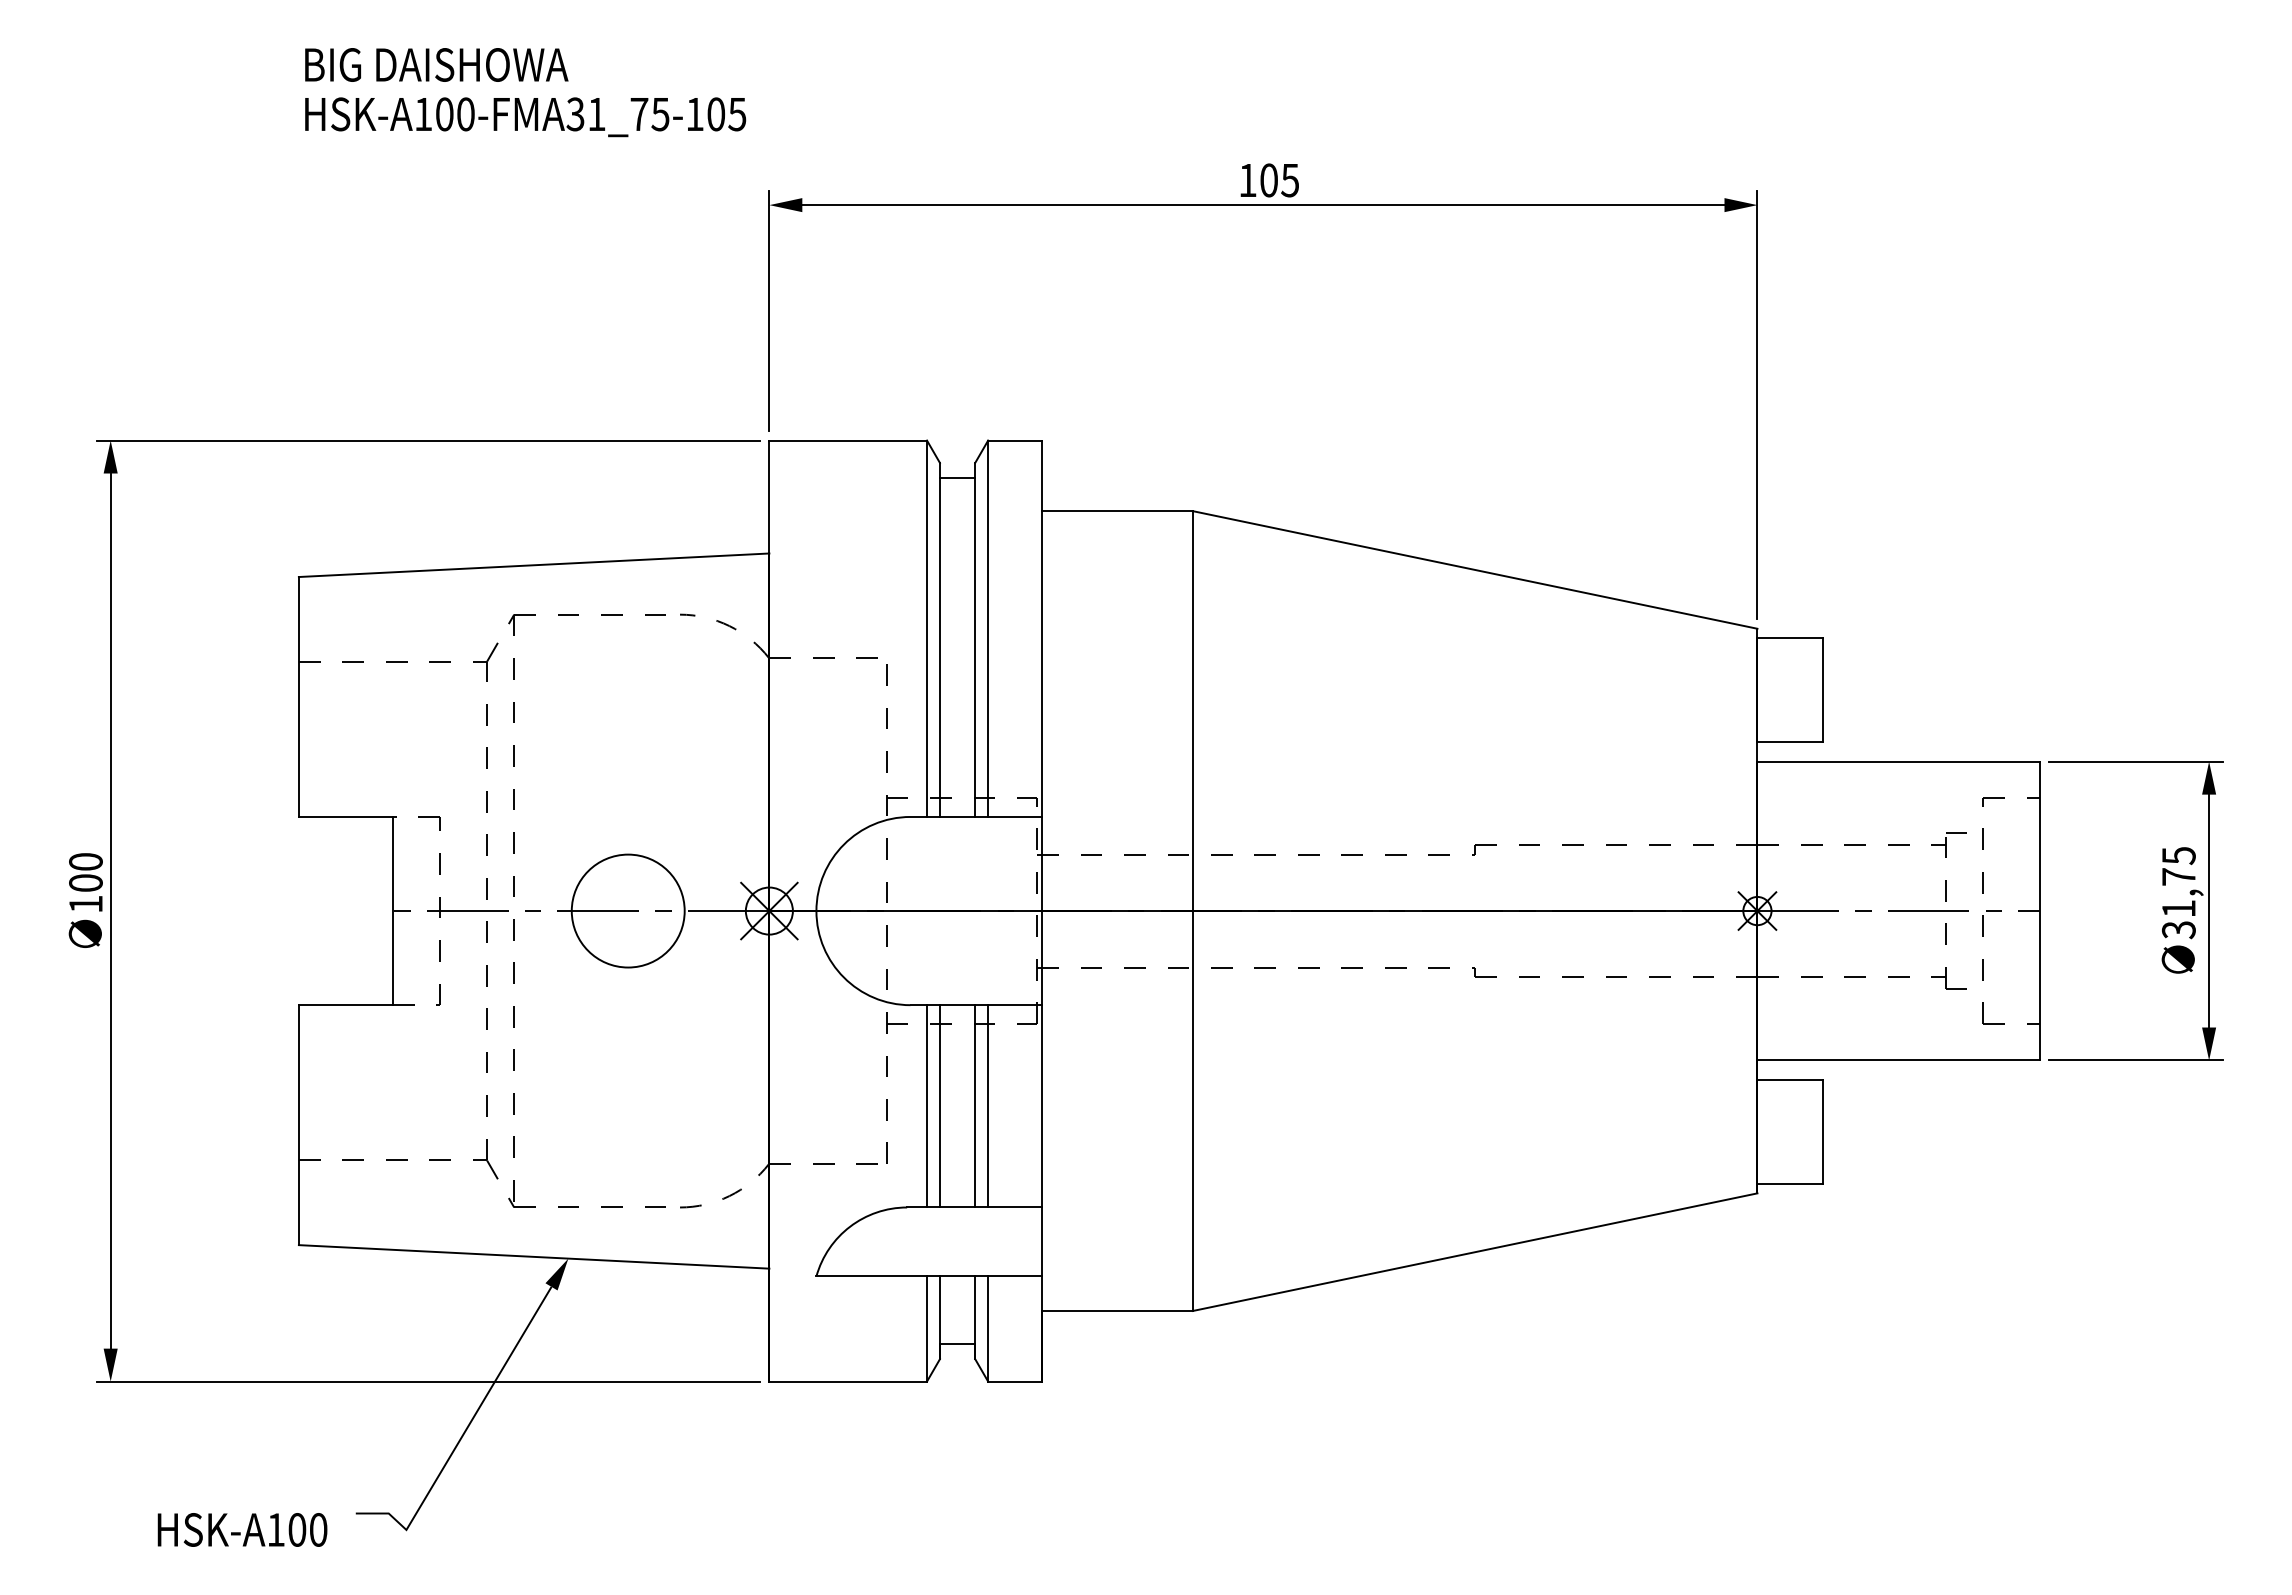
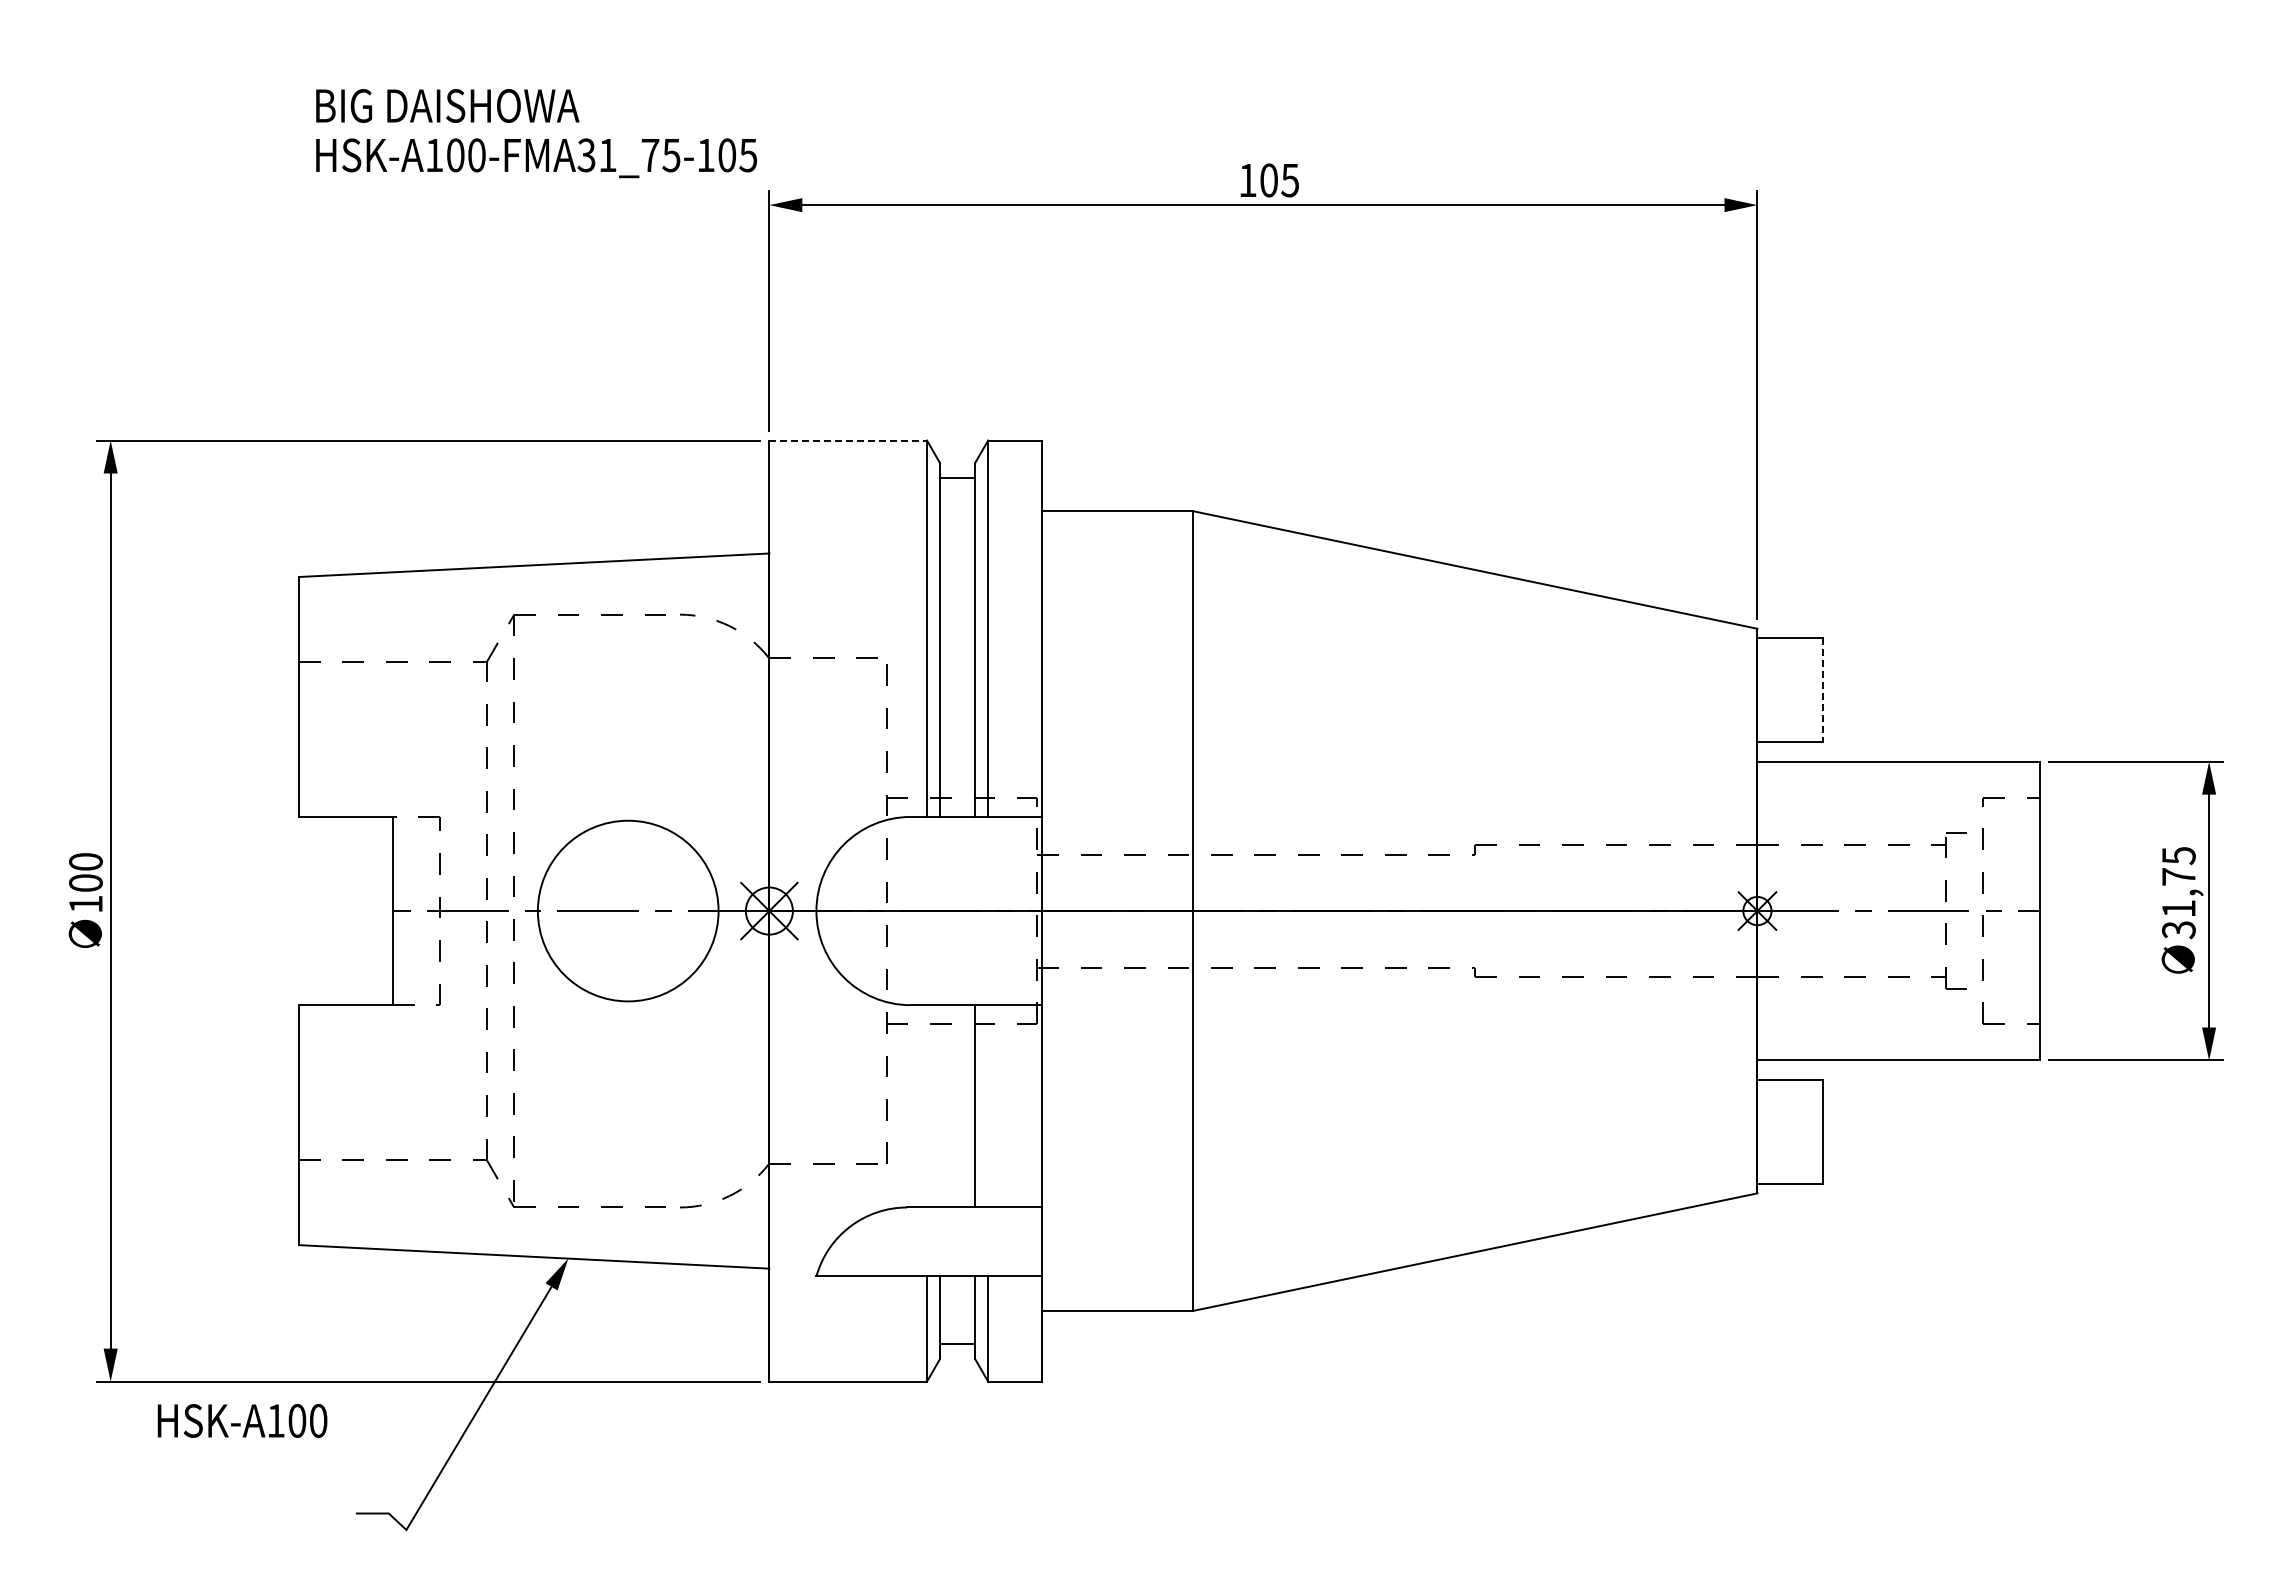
text position: (525, 92) -> (536, 133) (536, 133)
line: solid -> dashed (848, 440)
line: solid -> dashed (1823, 689)
circle diameter: 113 px -> 181 px (627, 910)
line: present -> none (927, 1106)
line: present -> none (939, 1106)
line: present -> none (988, 1106)
text position: (242, 1529) -> (242, 1420) (242, 1420)
